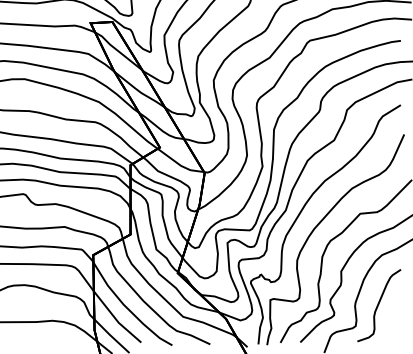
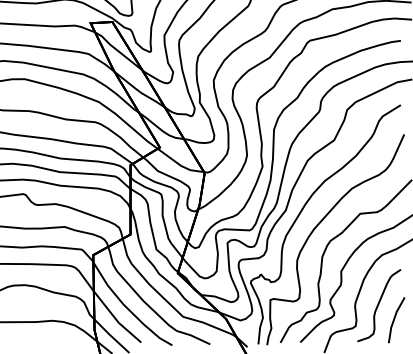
line: none -> present (394, 320)
